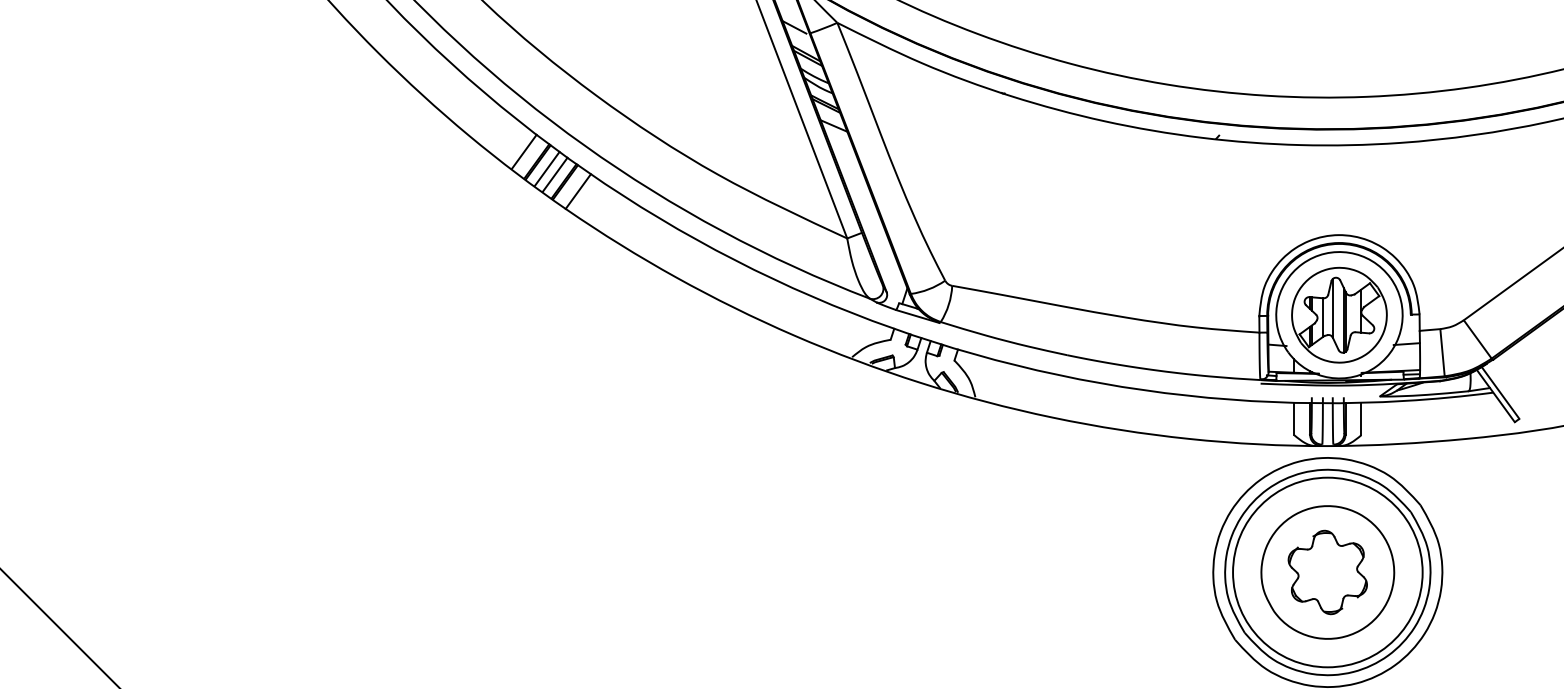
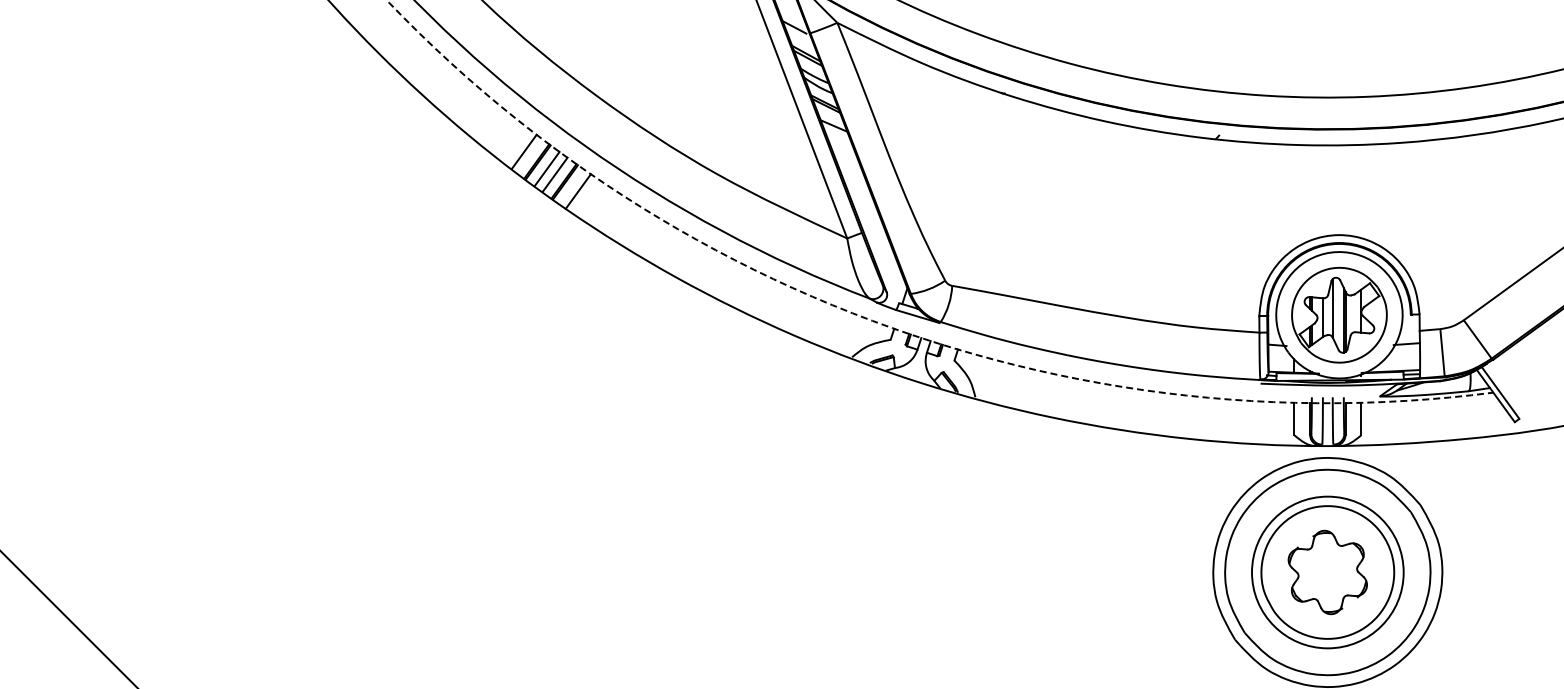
arc: solid -> dashed (893, 328)
circle diameter: 190 px -> 152 px (1327, 572)
line position: (59, 627) -> (68, 618) (68, 618)
